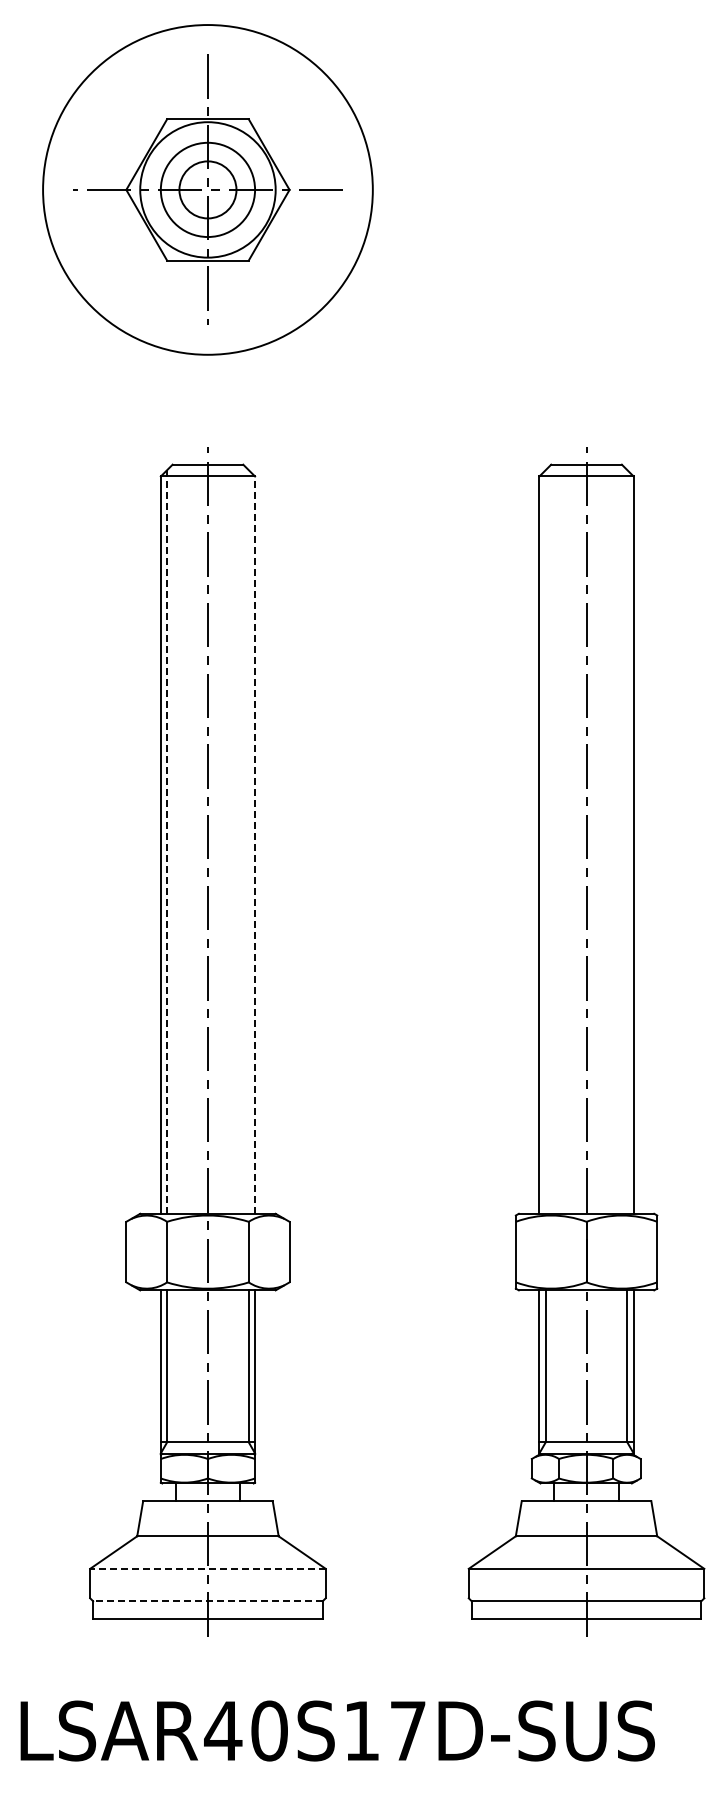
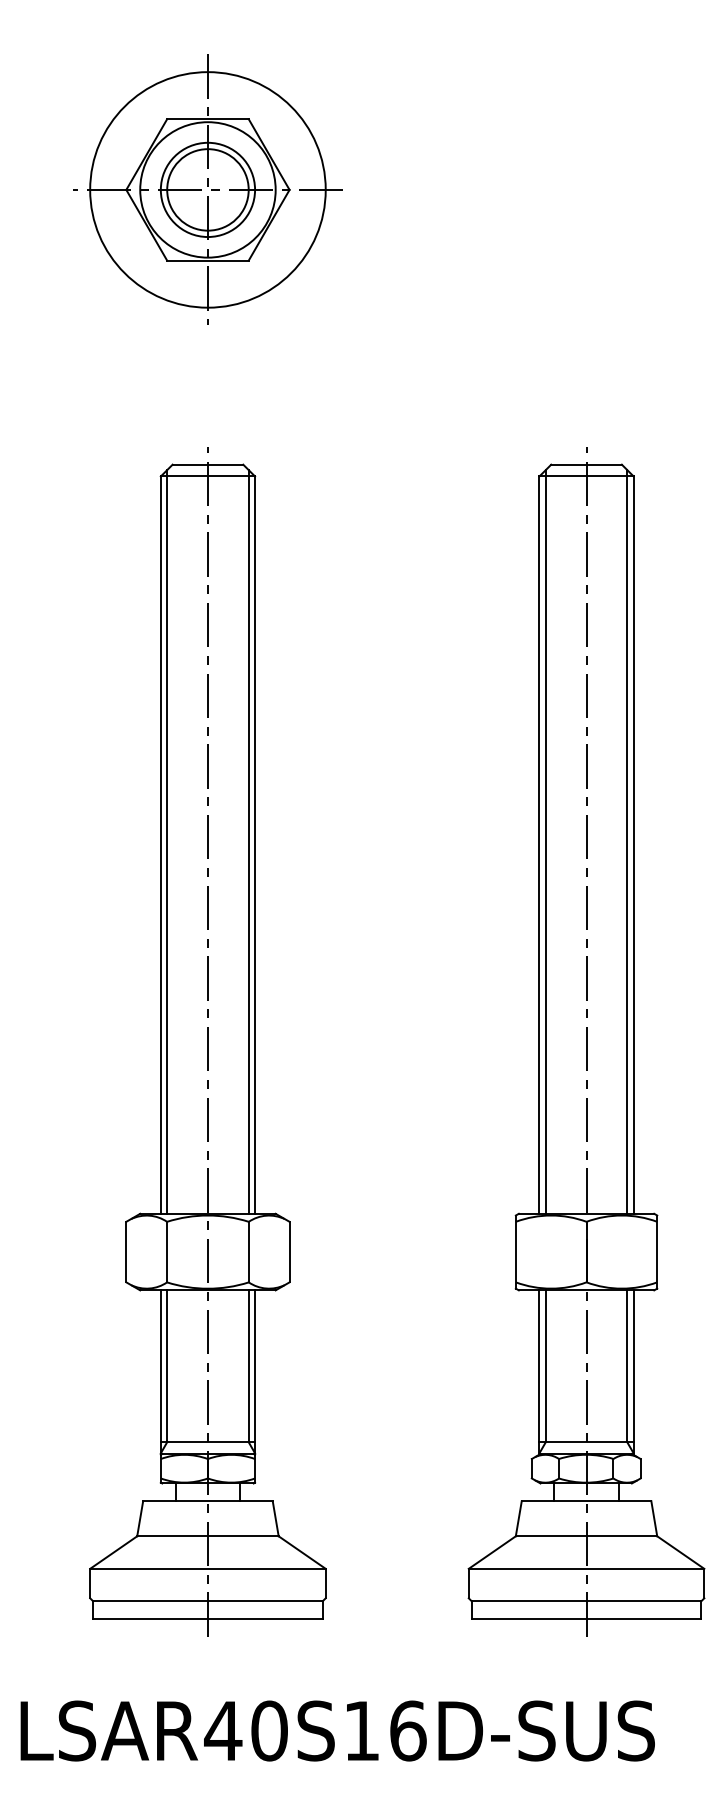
circle diameter: 330 px -> 236 px (207, 189)
circle diameter: 57 px -> 82 px (207, 189)
line: dashed -> solid (167, 841)
line: none -> present (248, 841)
line: none -> present (545, 841)
line: none -> present (627, 841)
line: dashed -> solid (255, 845)
line: dashed -> solid (208, 1568)
line: dashed -> solid (207, 1601)
text: LSAR40S17D-SUS -> LSAR40S16D-SUS (408, 1730)
